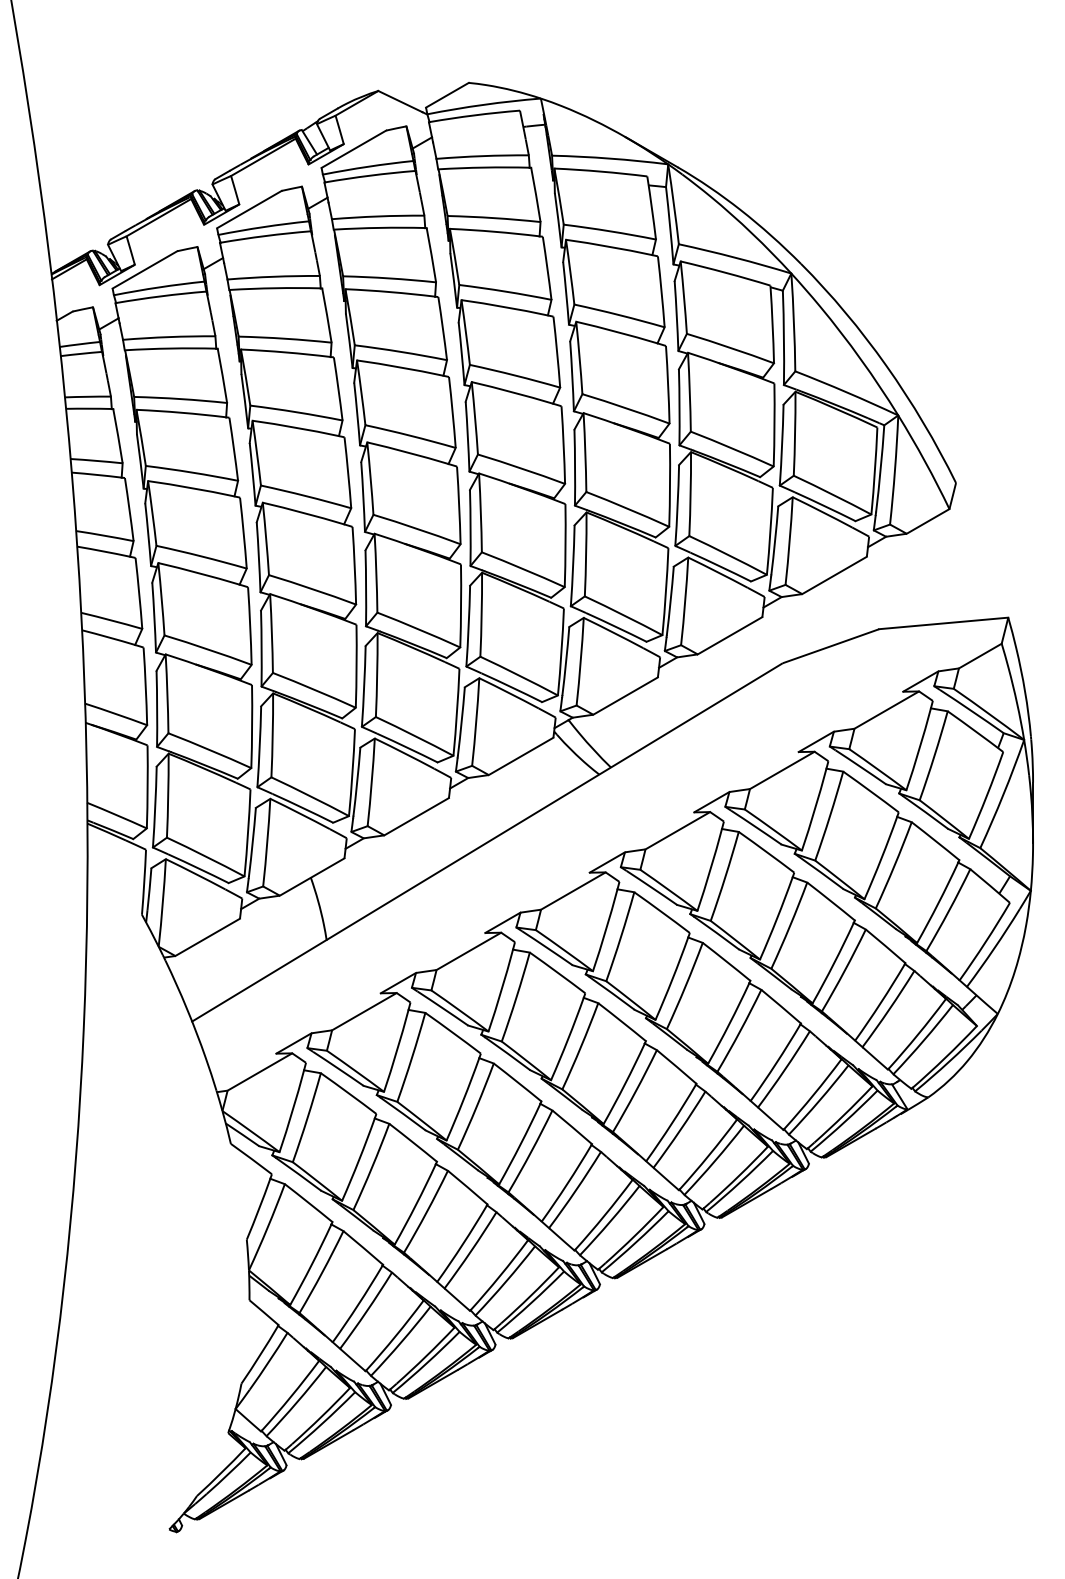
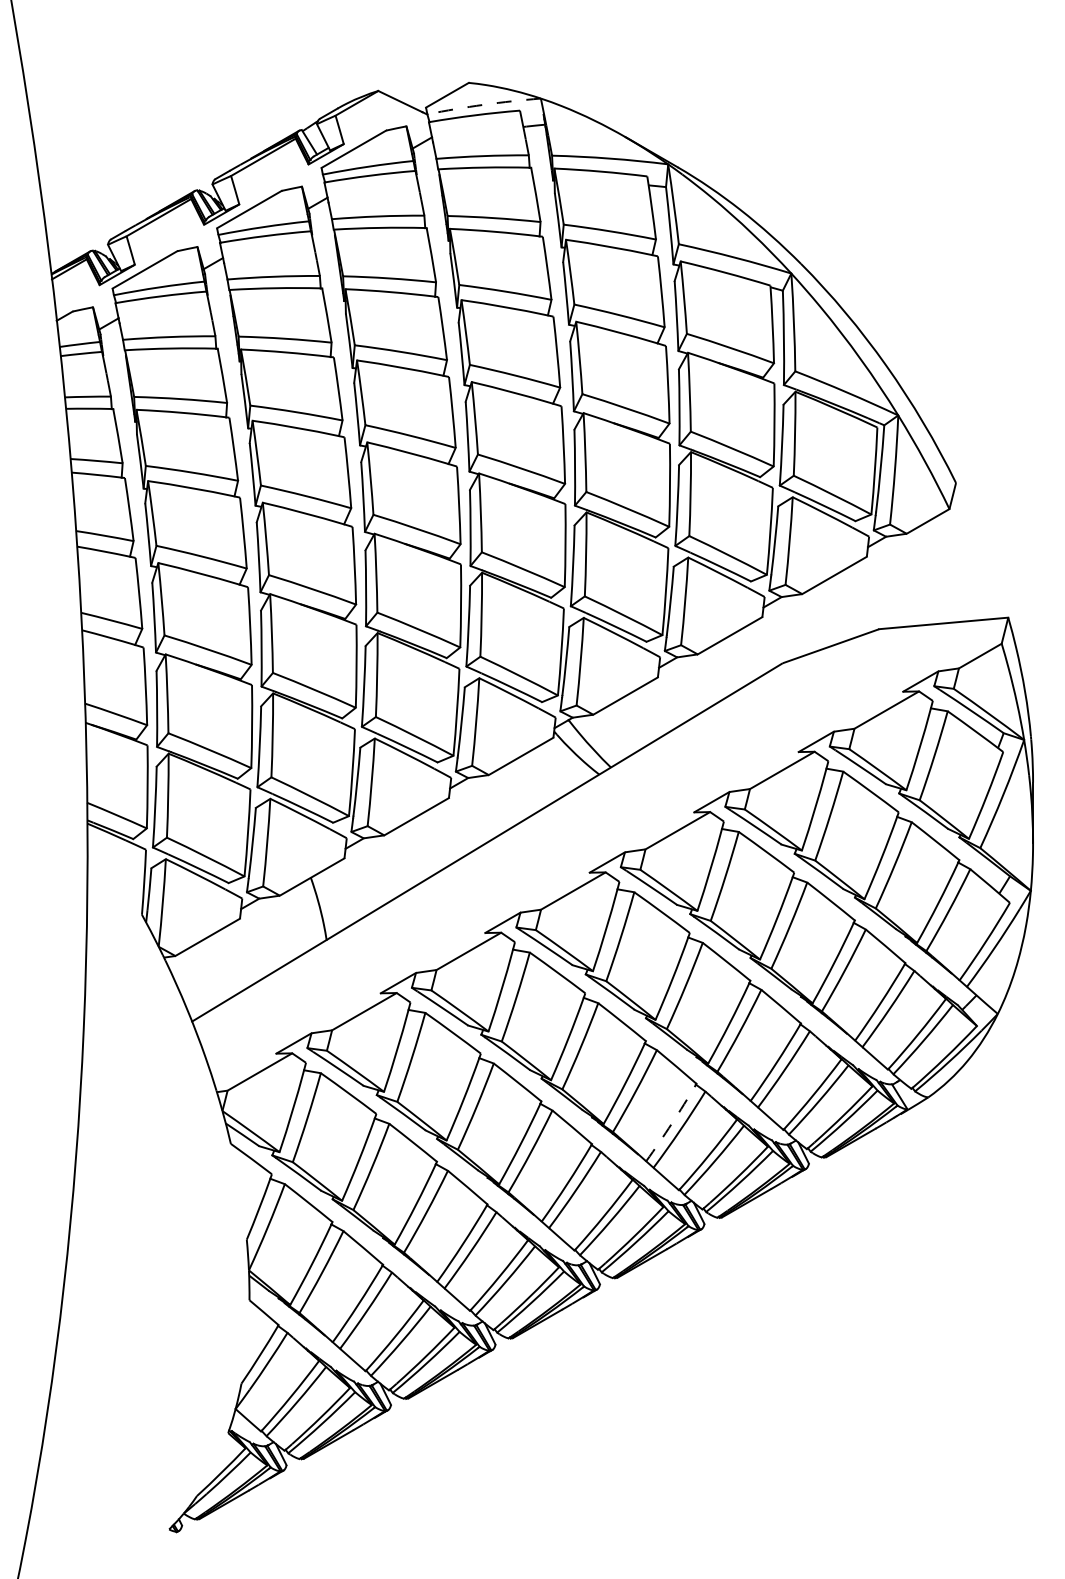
arc: solid -> dashed (483, 104)
arc: solid -> dashed (671, 1123)
